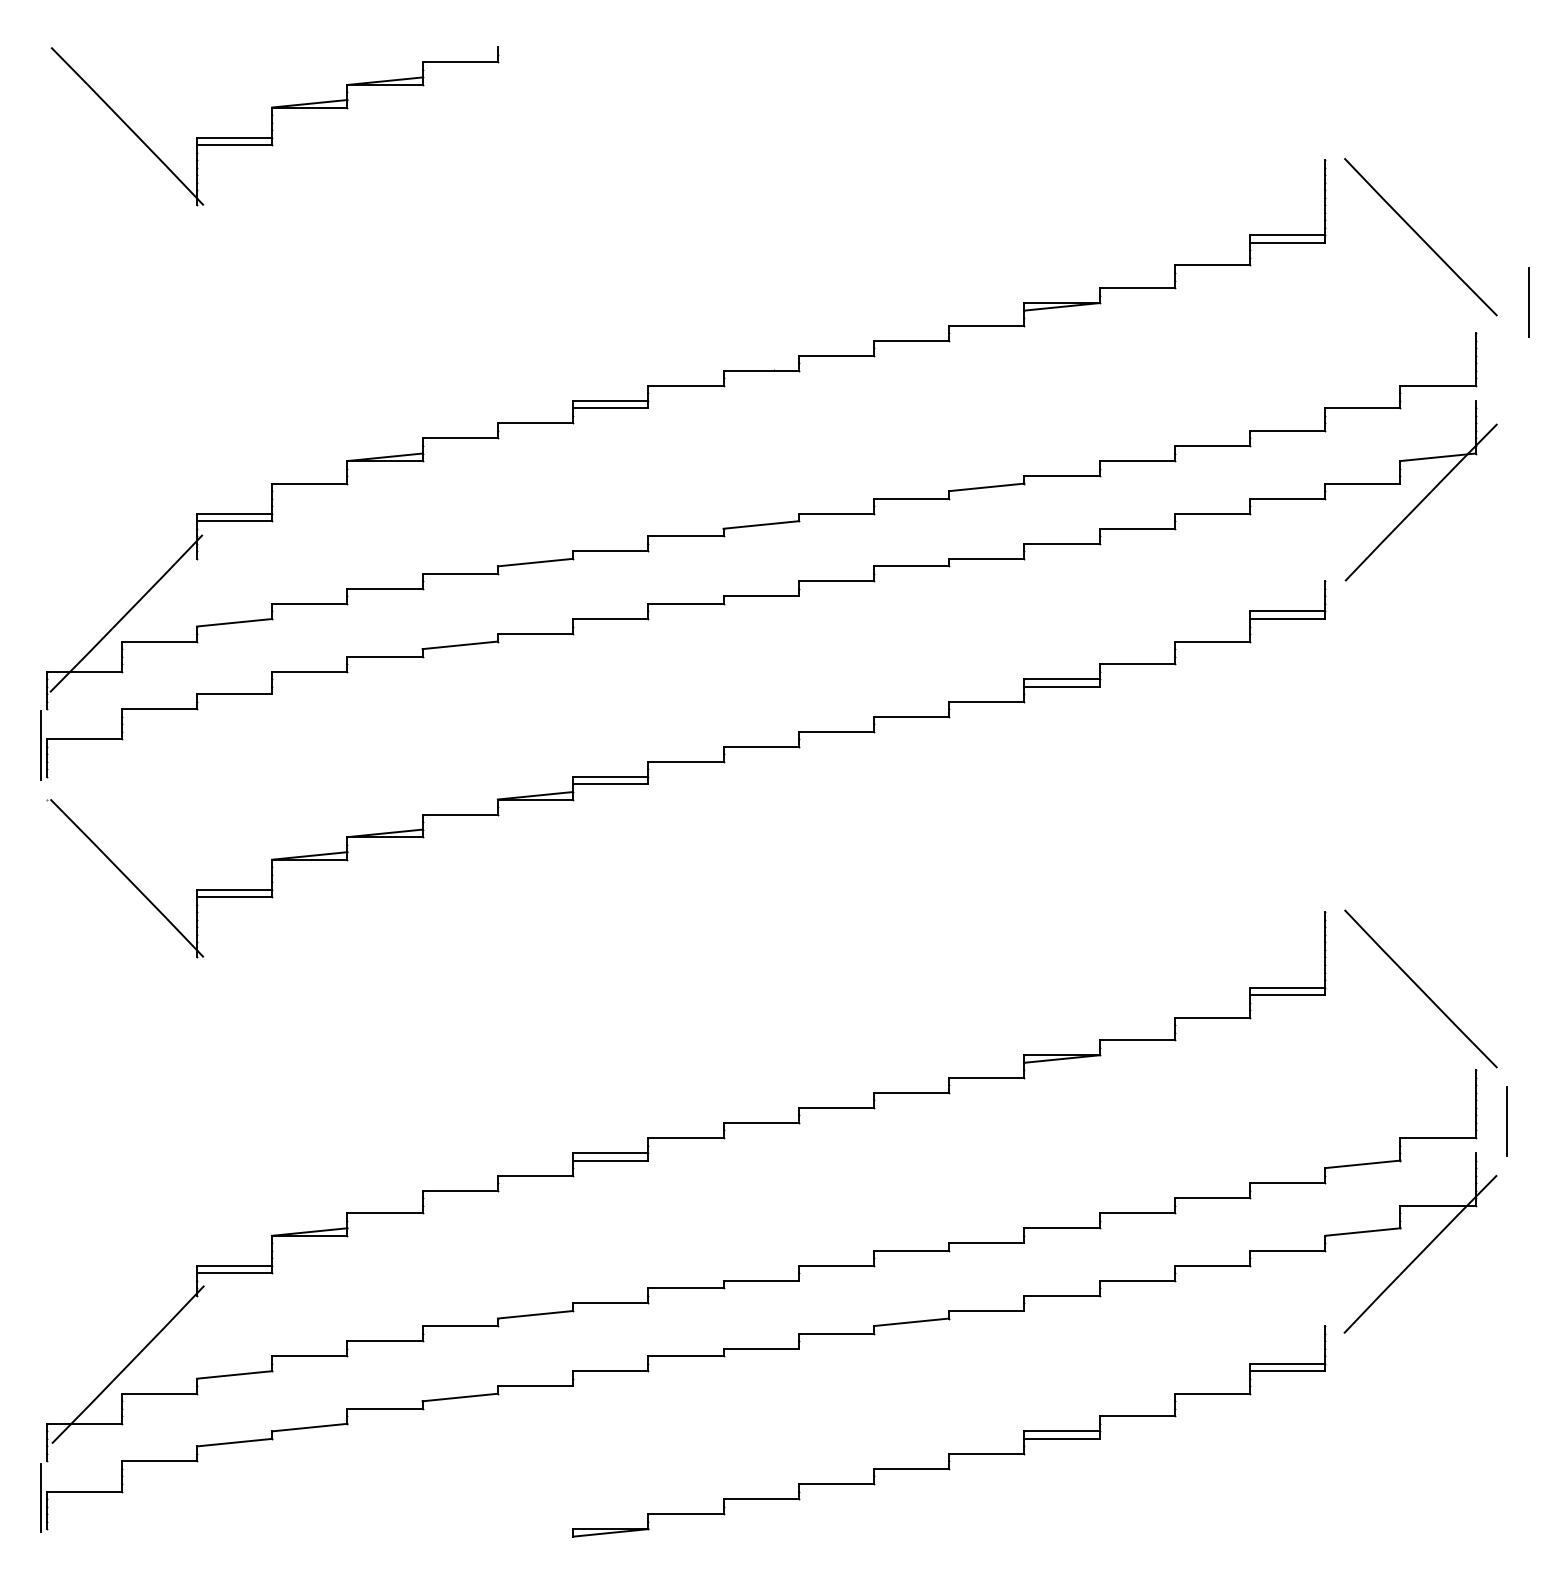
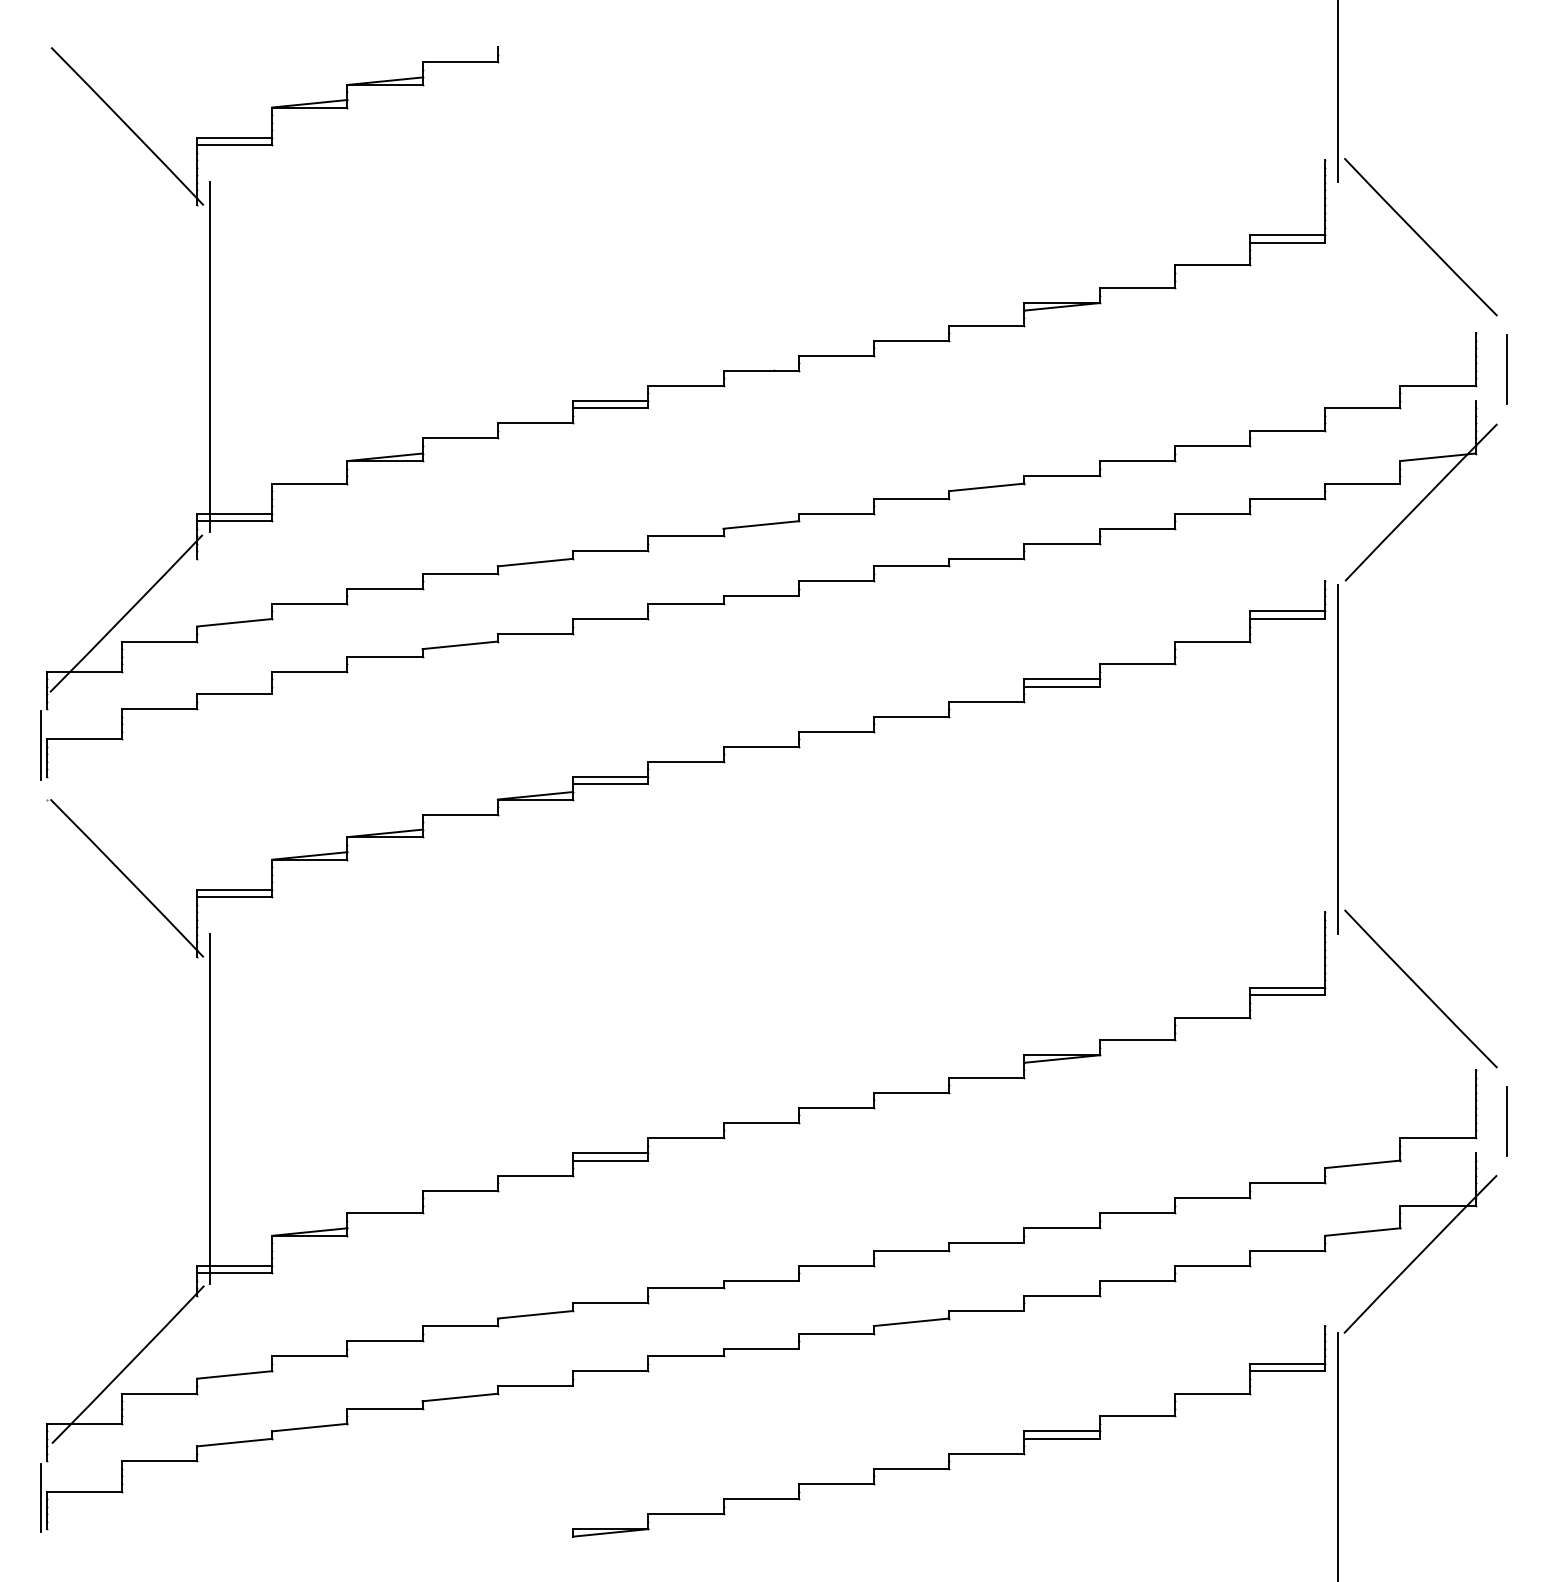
line: none -> present (1338, 91)
line position: (1528, 302) -> (1506, 369) (1506, 369)
line: none -> present (209, 356)
line: none -> present (1338, 759)
line: none -> present (209, 1108)
line: none -> present (1338, 1455)
